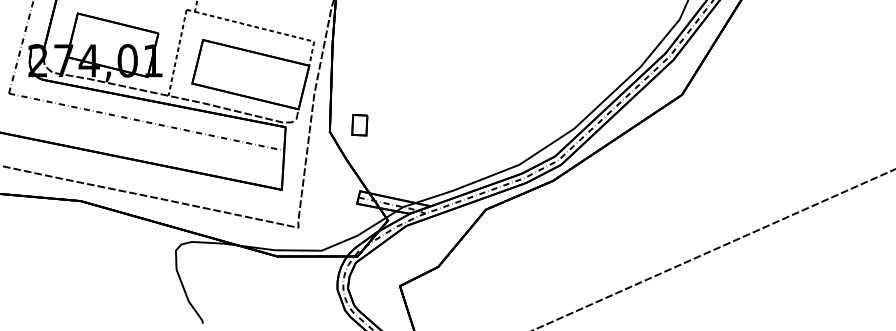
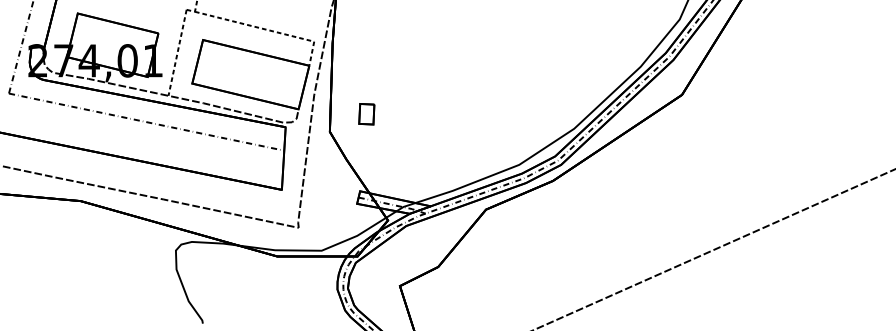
part position: (359, 125) -> (366, 114) (366, 114)
